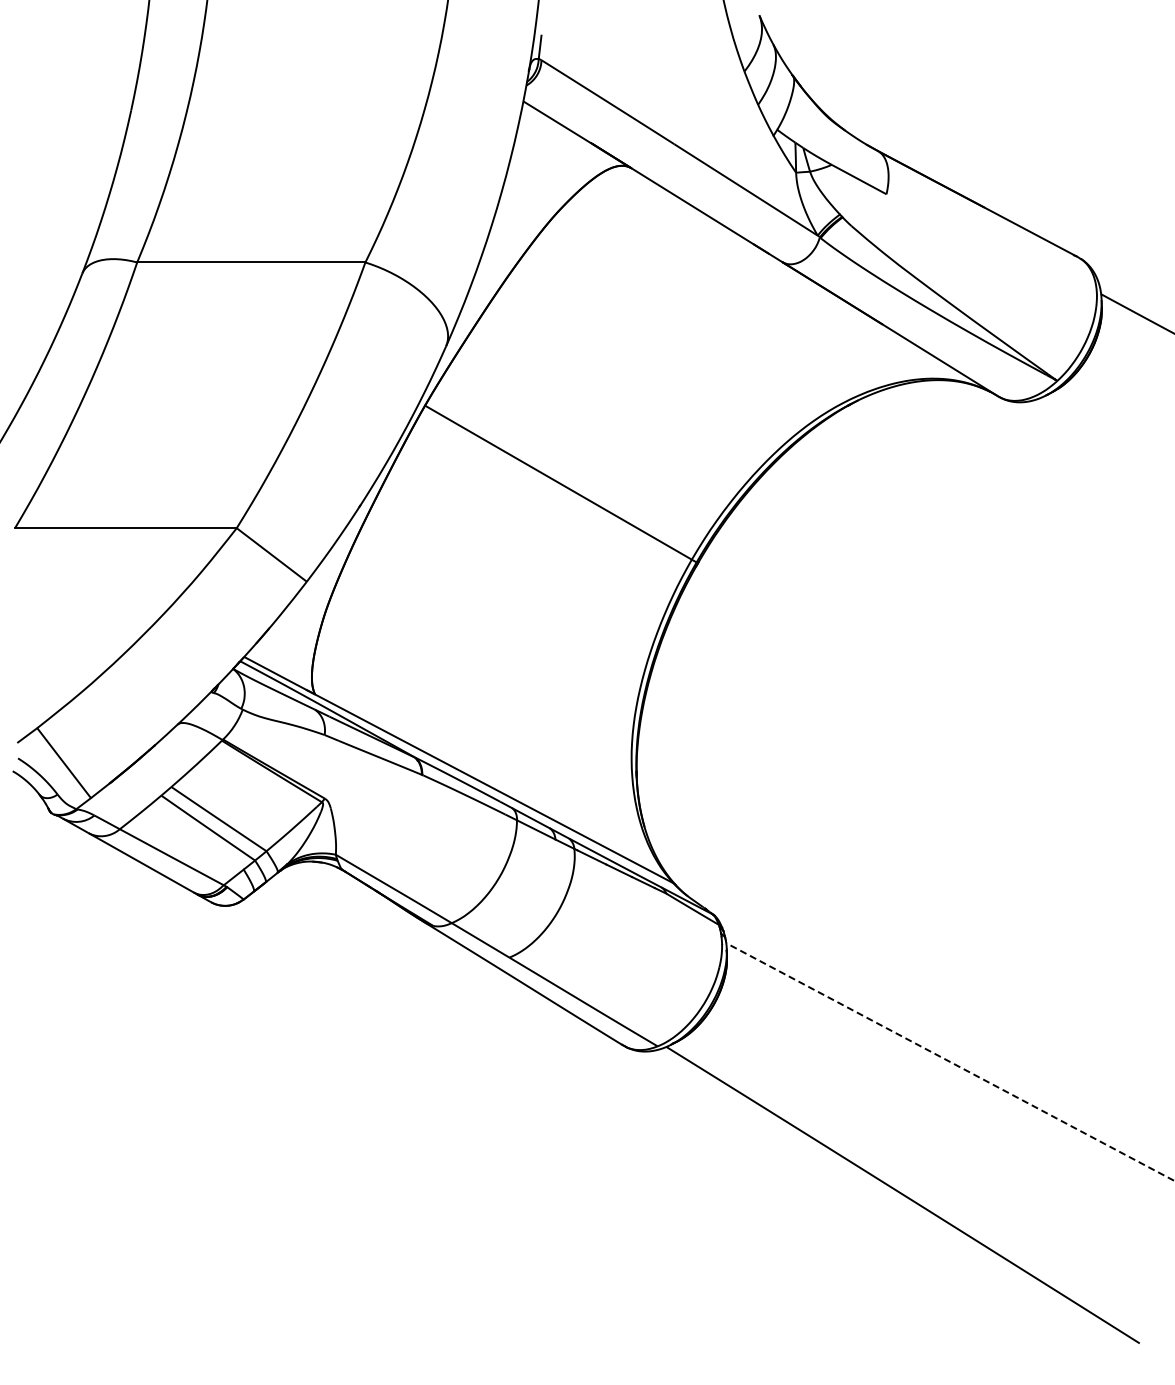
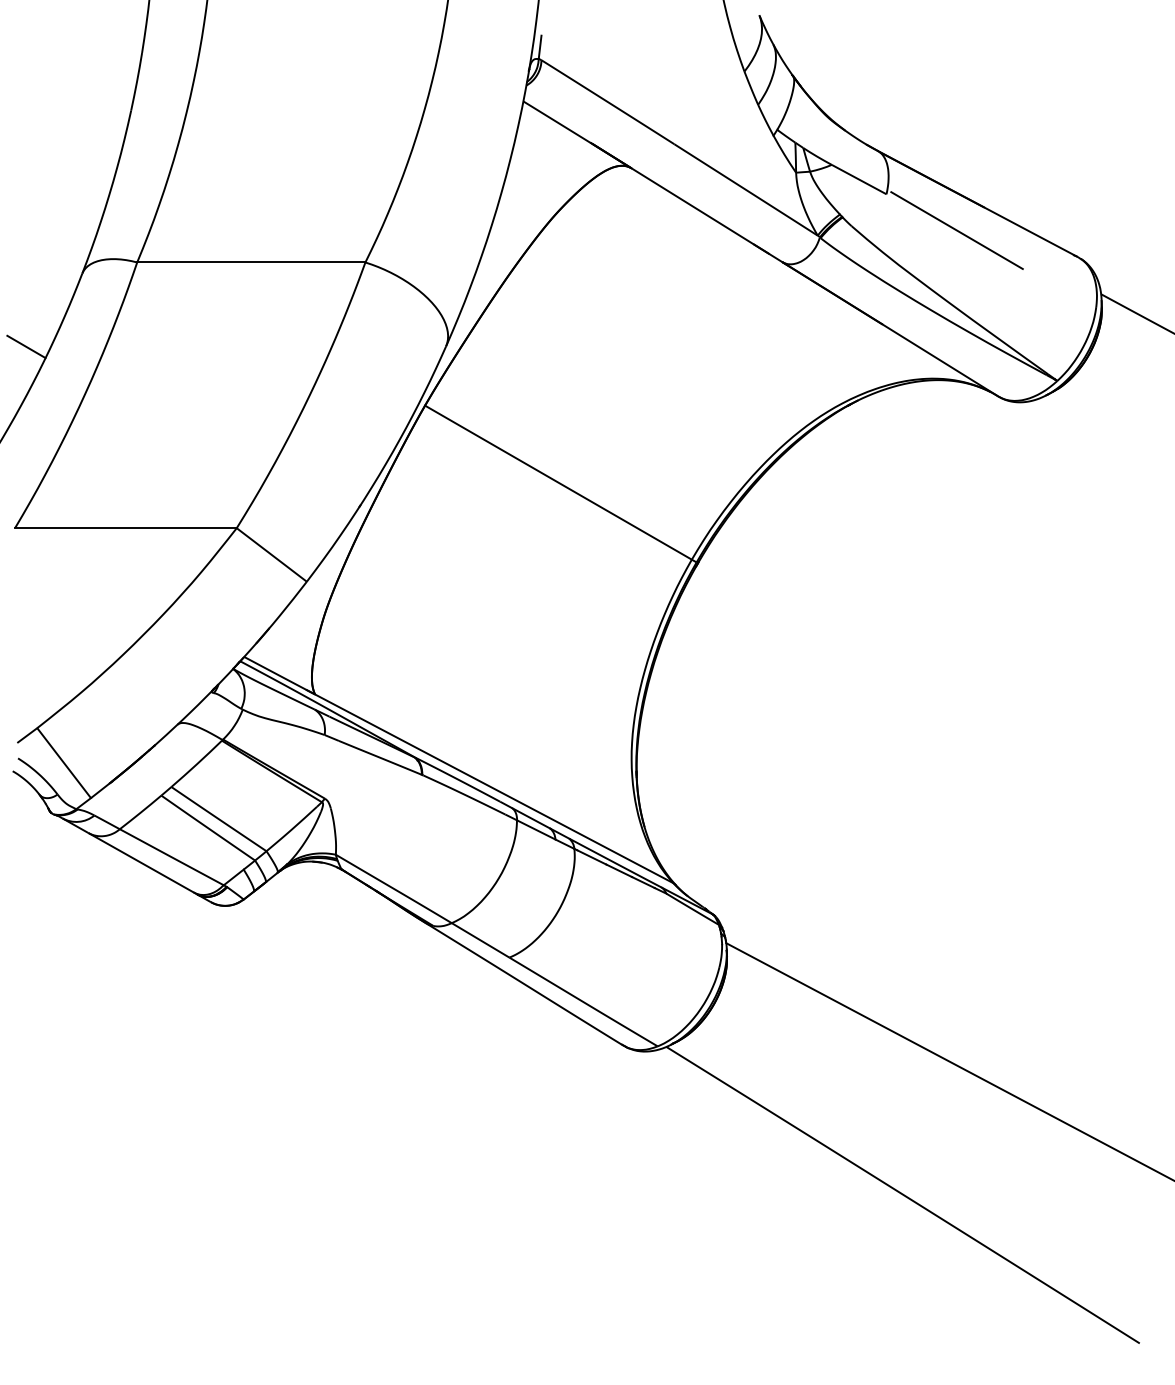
line: none -> present (956, 230)
line: none -> present (26, 346)
line: dashed -> solid (950, 1062)
